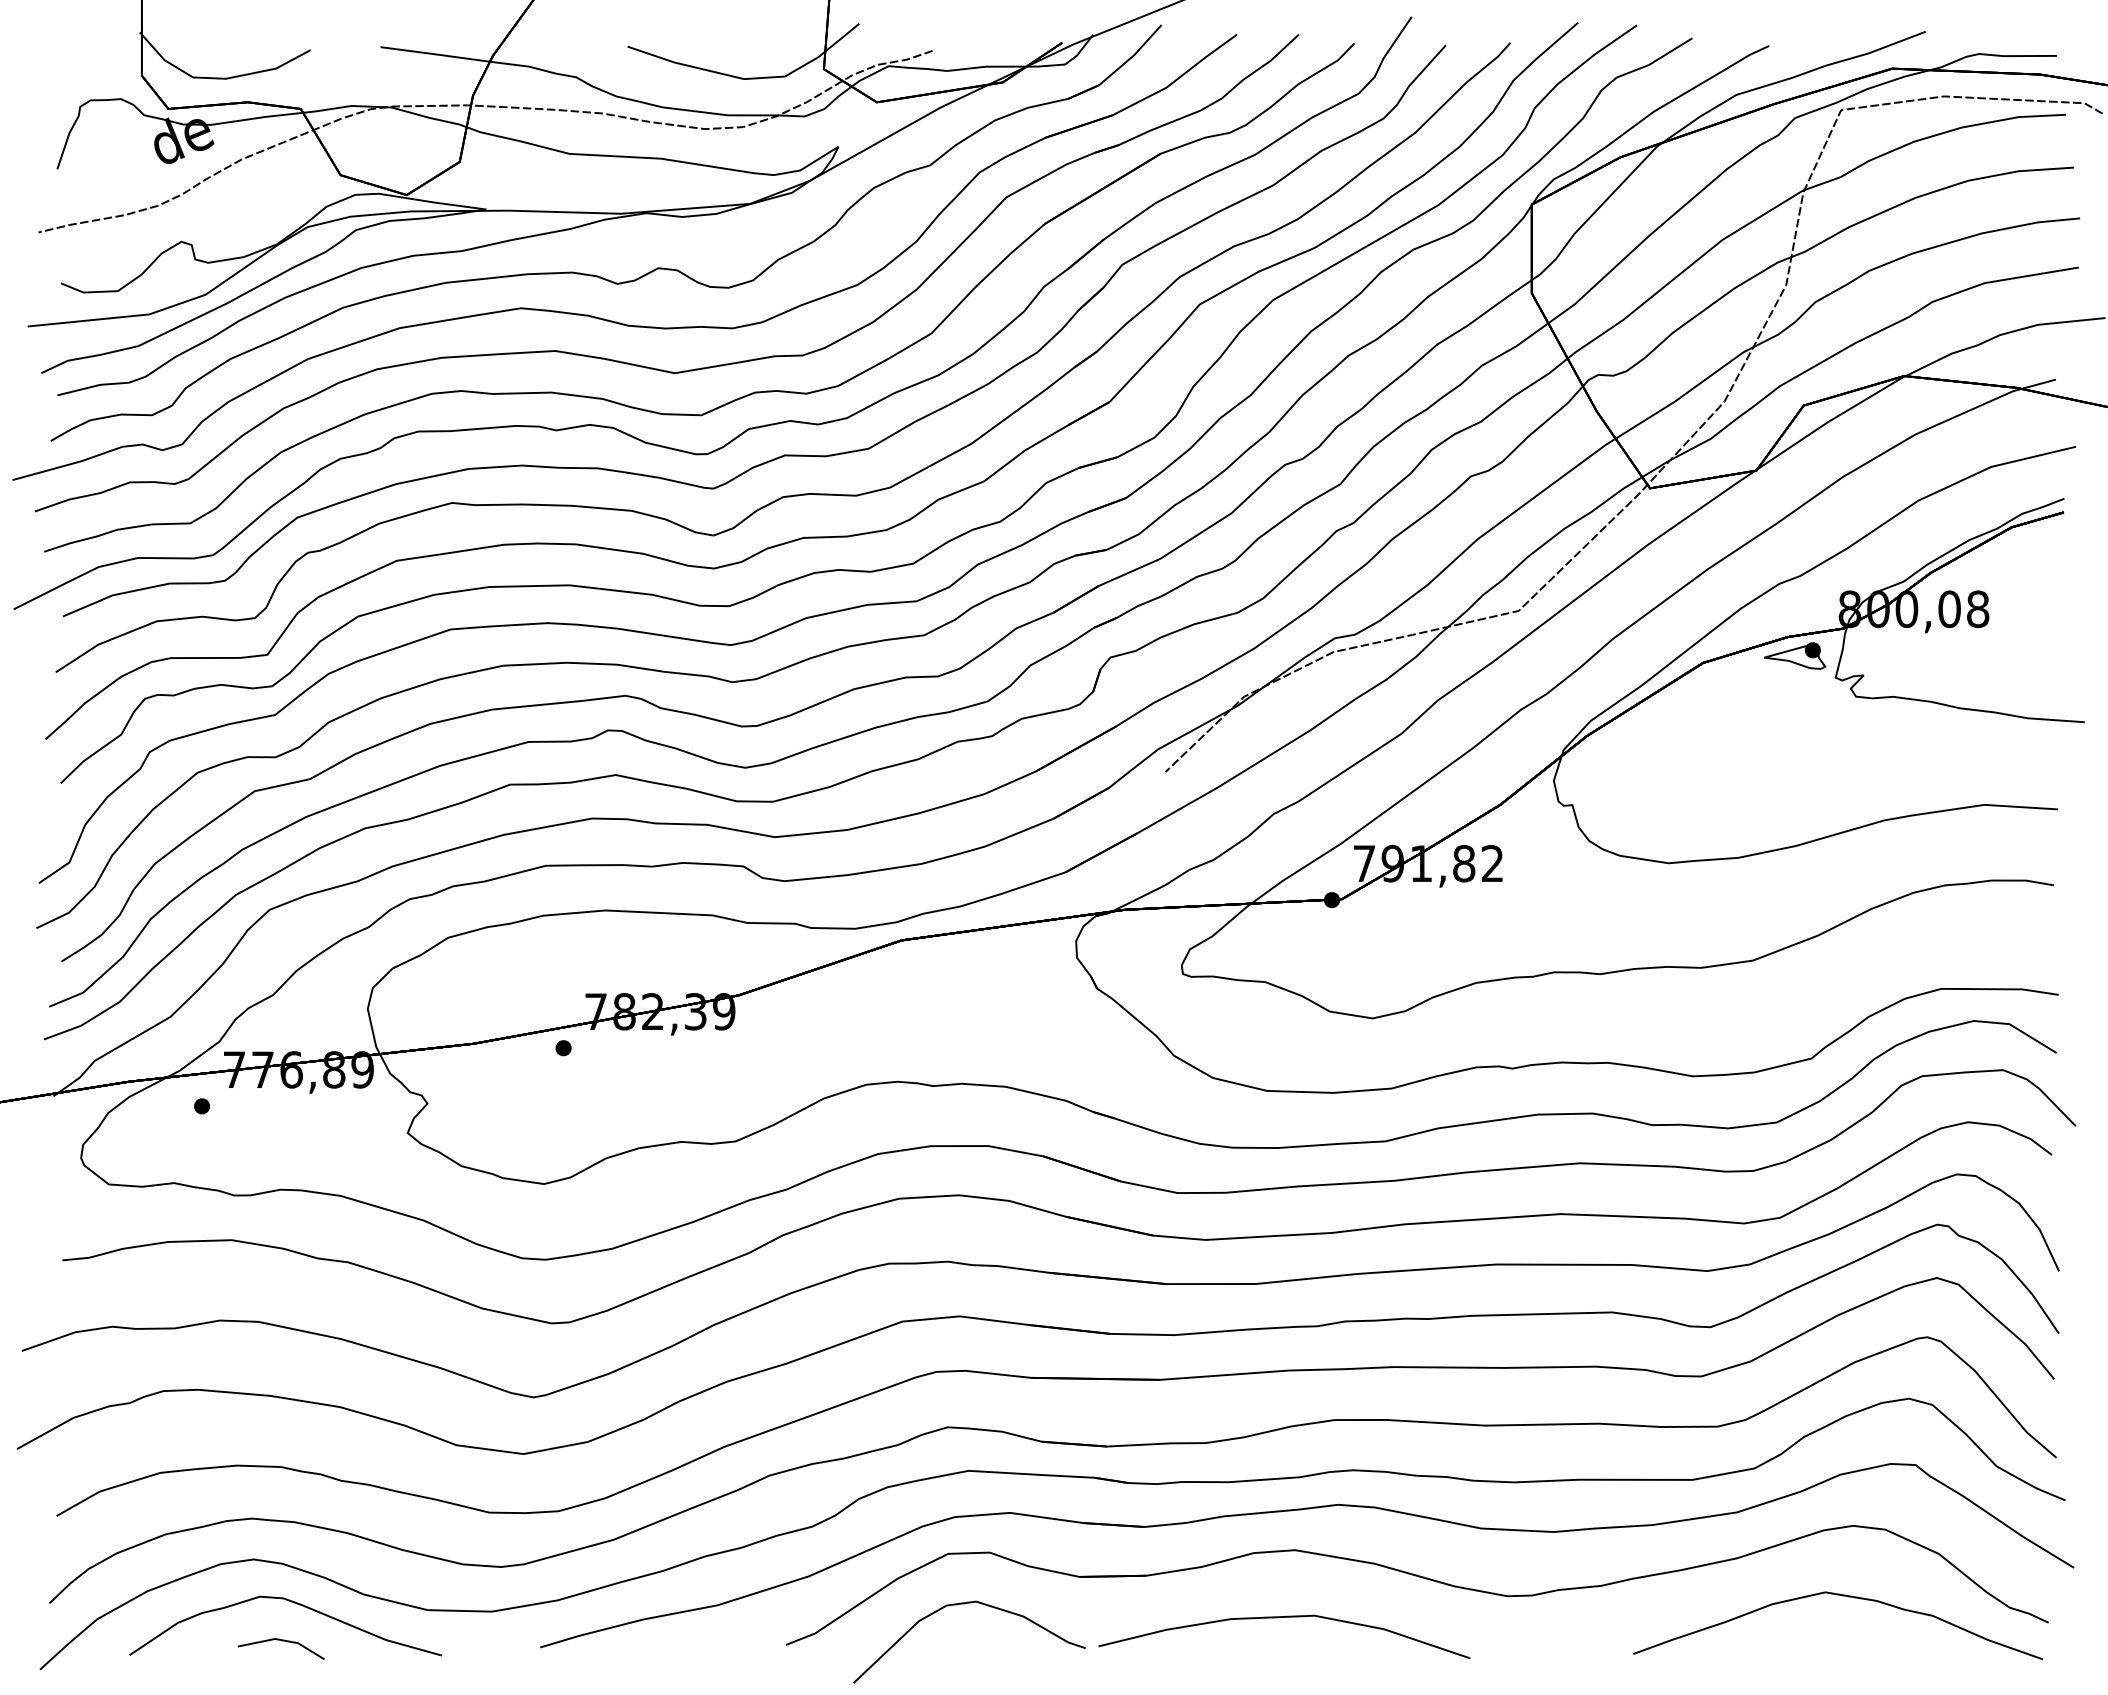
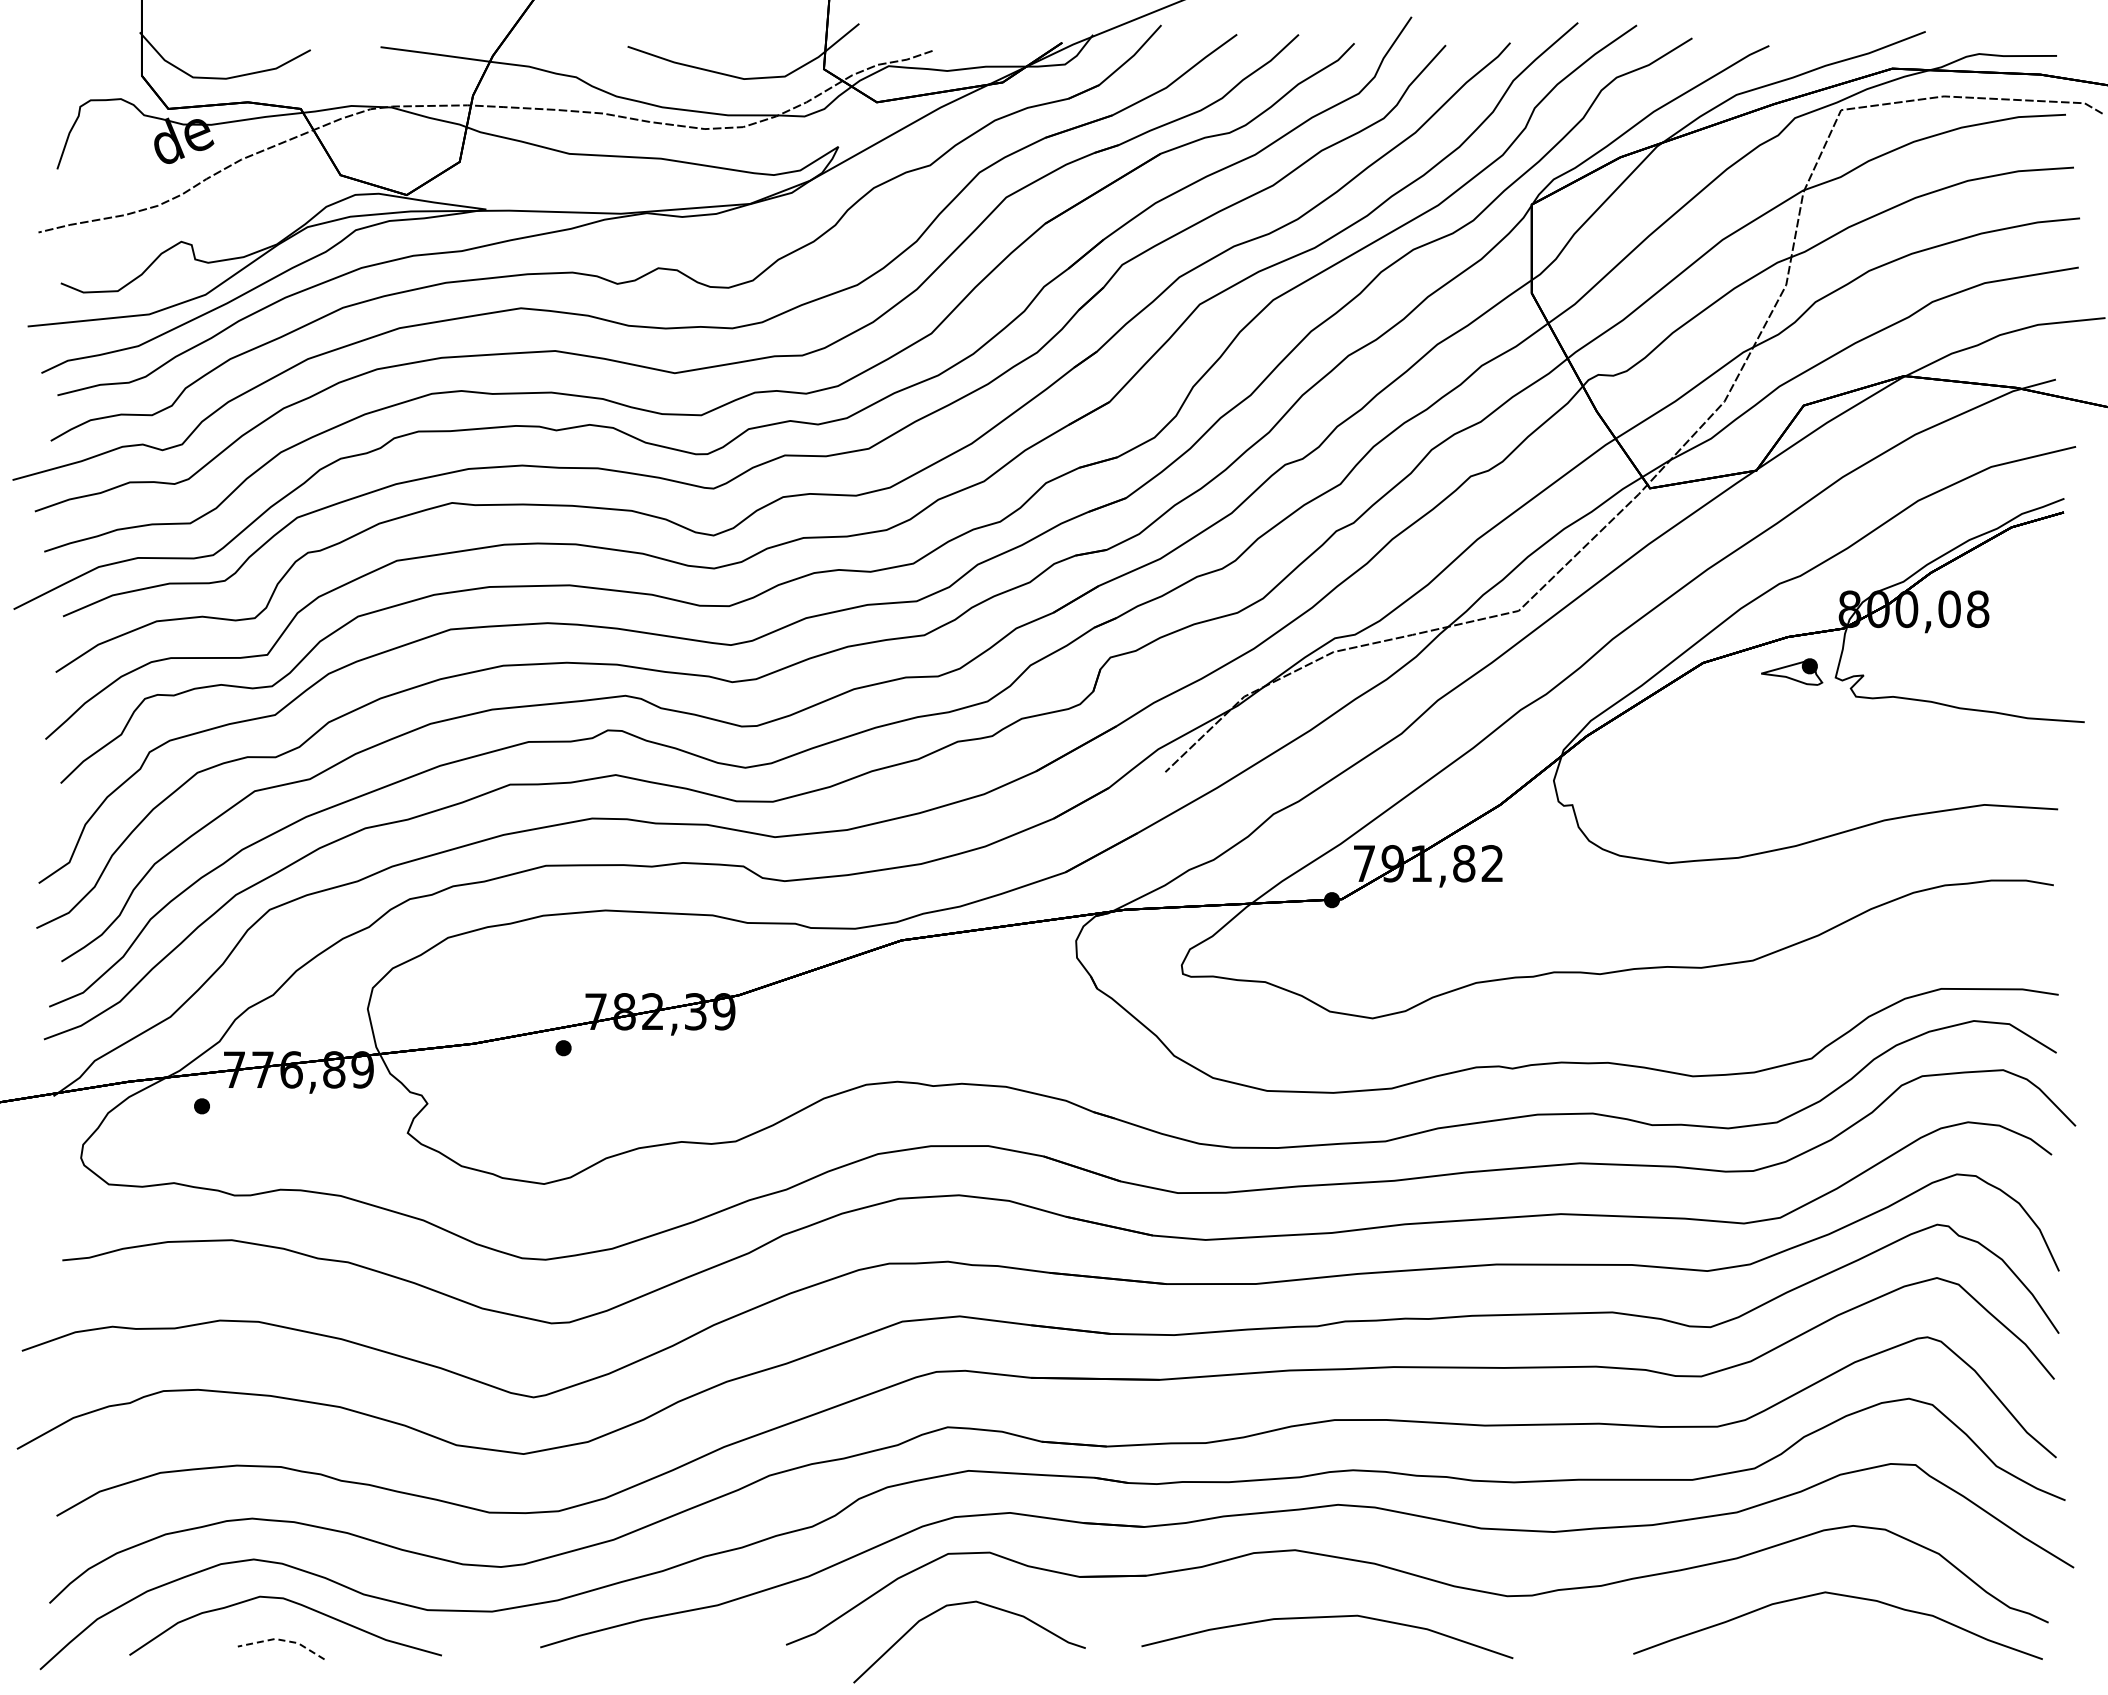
part position: (1795, 655) -> (1792, 671) (1792, 671)
curve position: (1278, 1618) -> (1321, 1618) (1321, 1618)
line: solid -> dashed (282, 1640)
